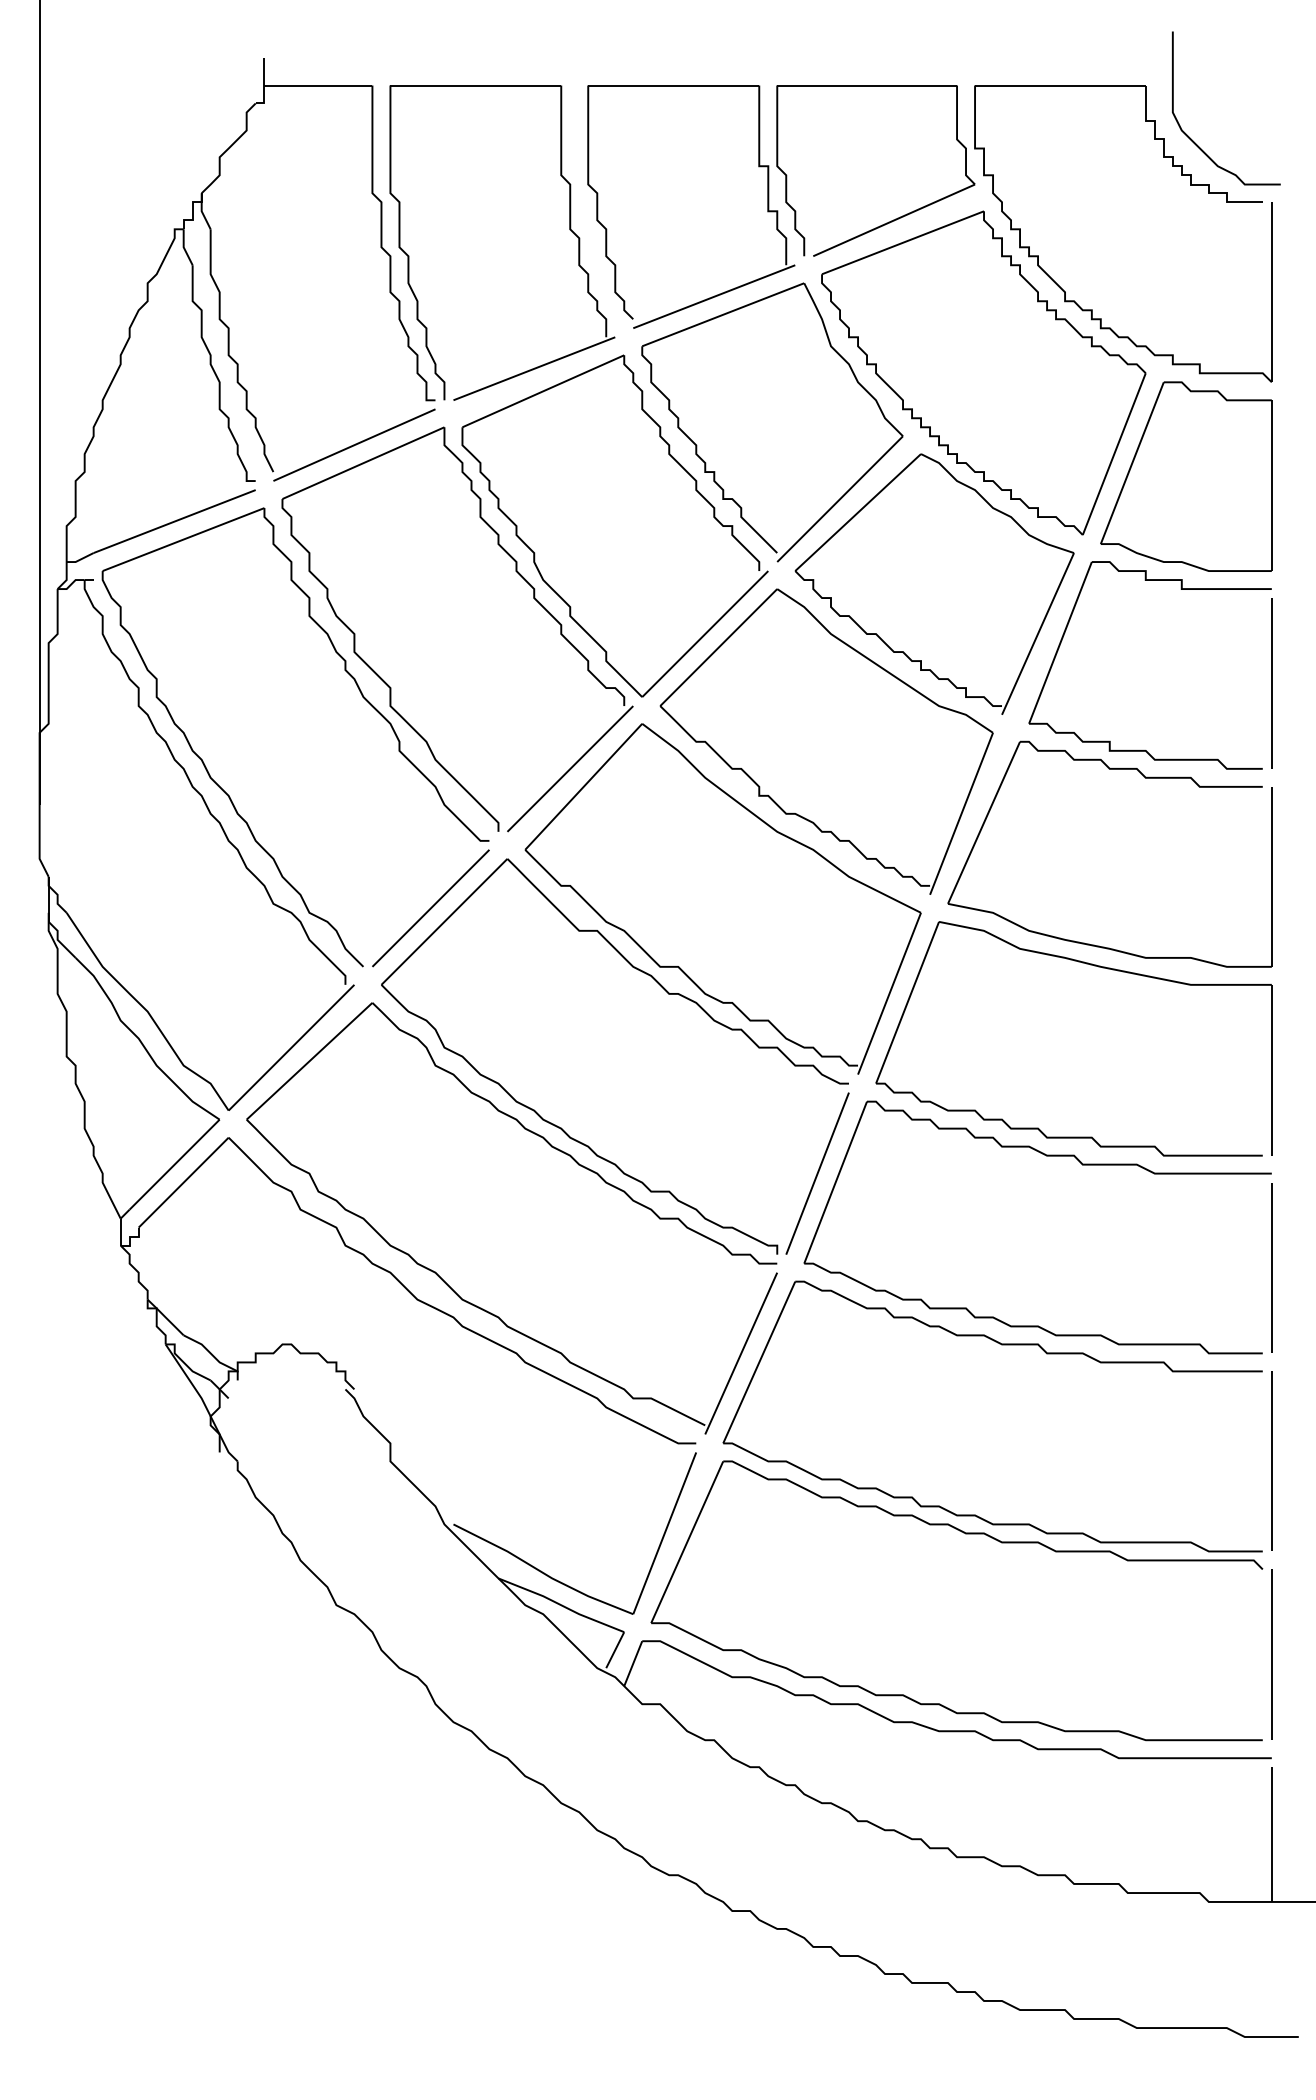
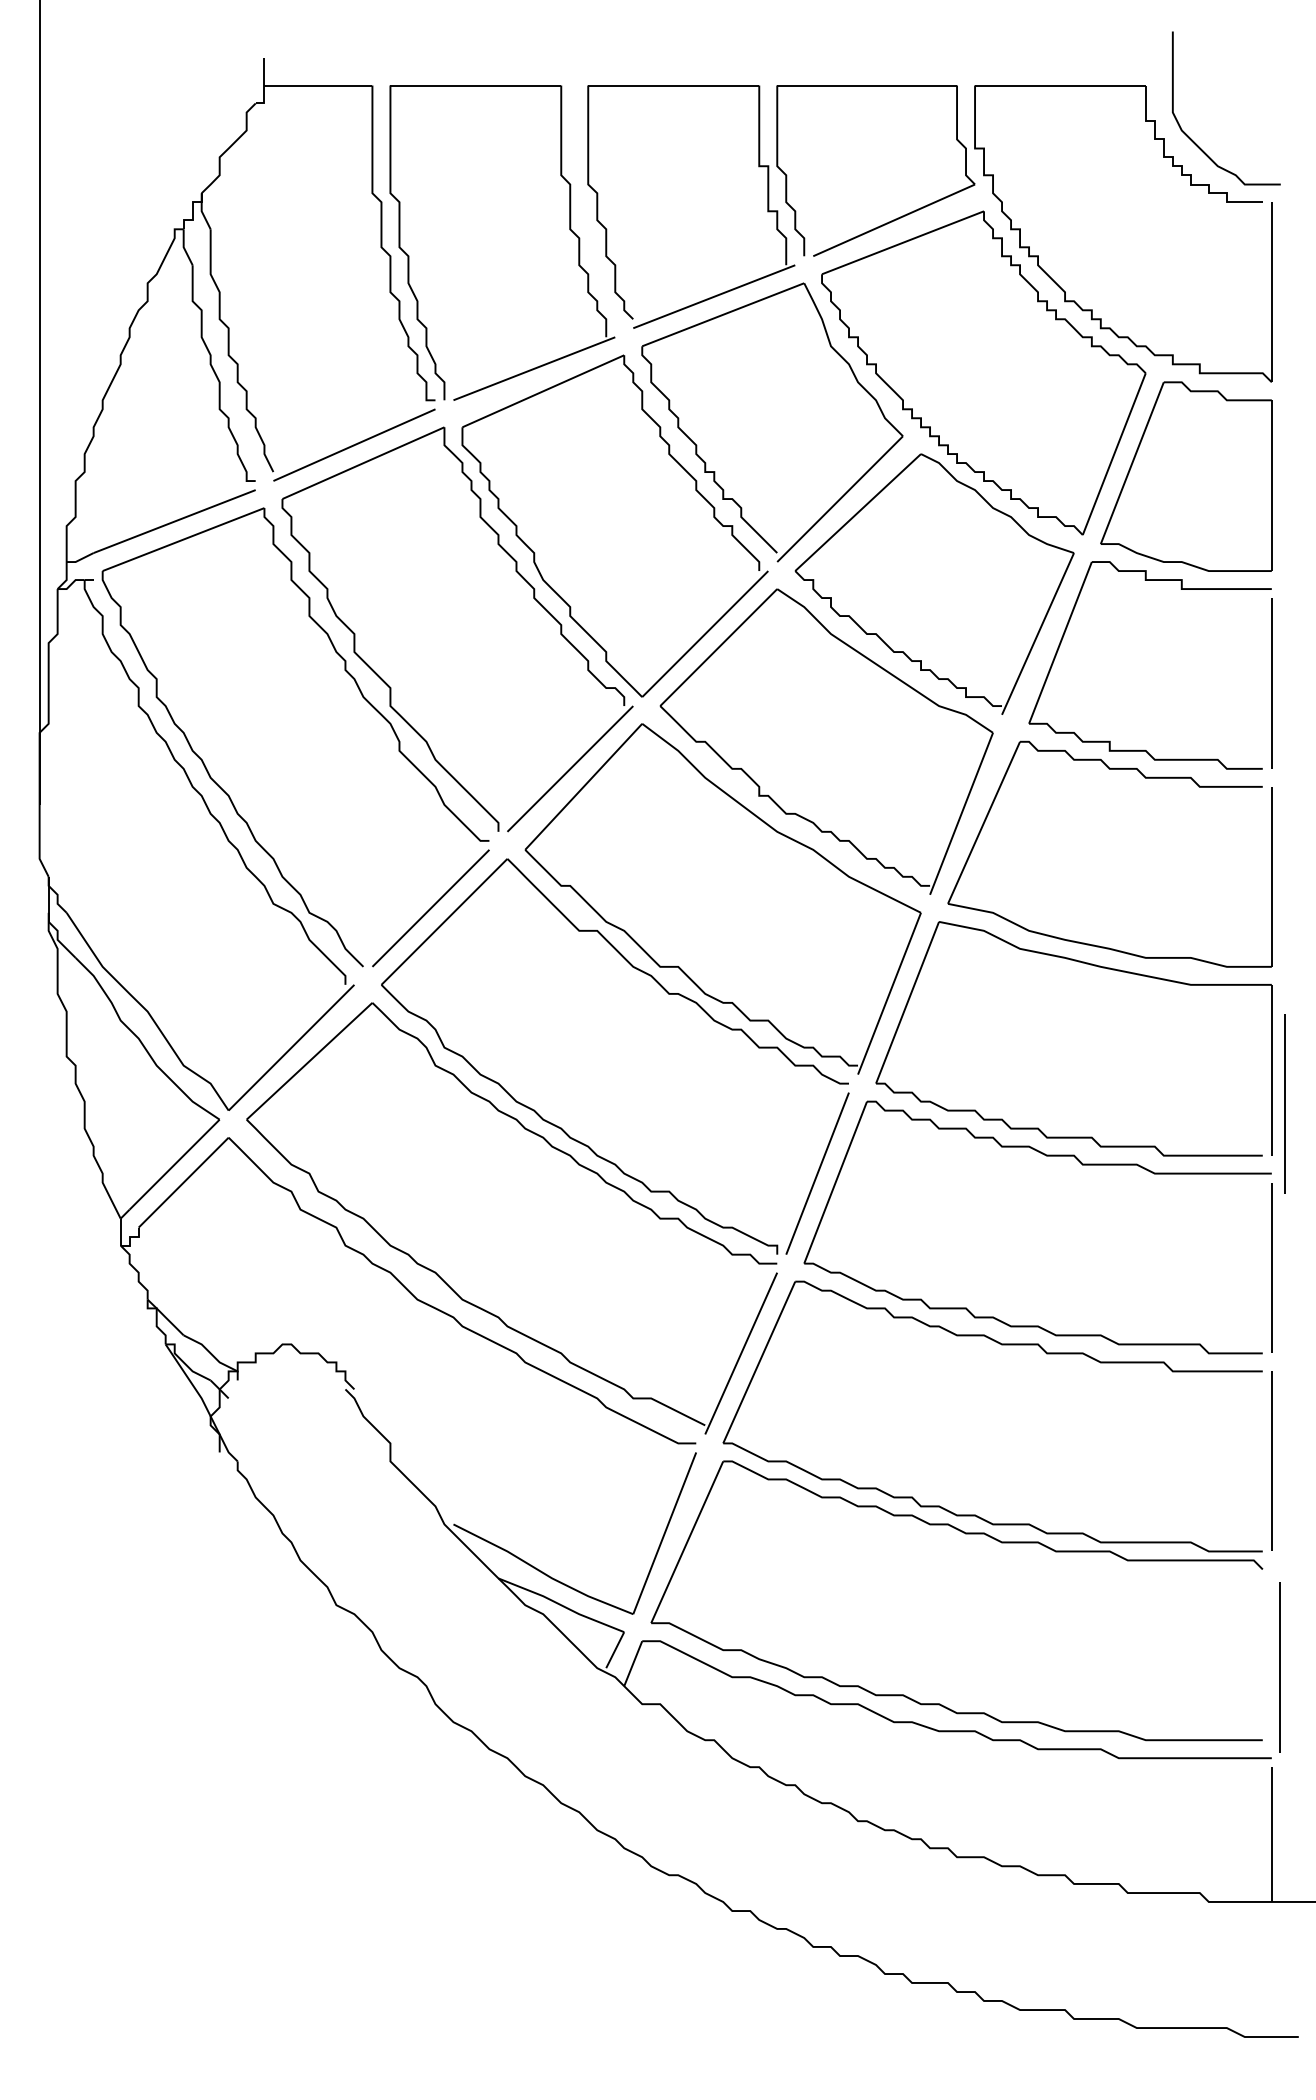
line: none -> present (1284, 1103)
line position: (1271, 1654) -> (1279, 1667) (1279, 1667)
